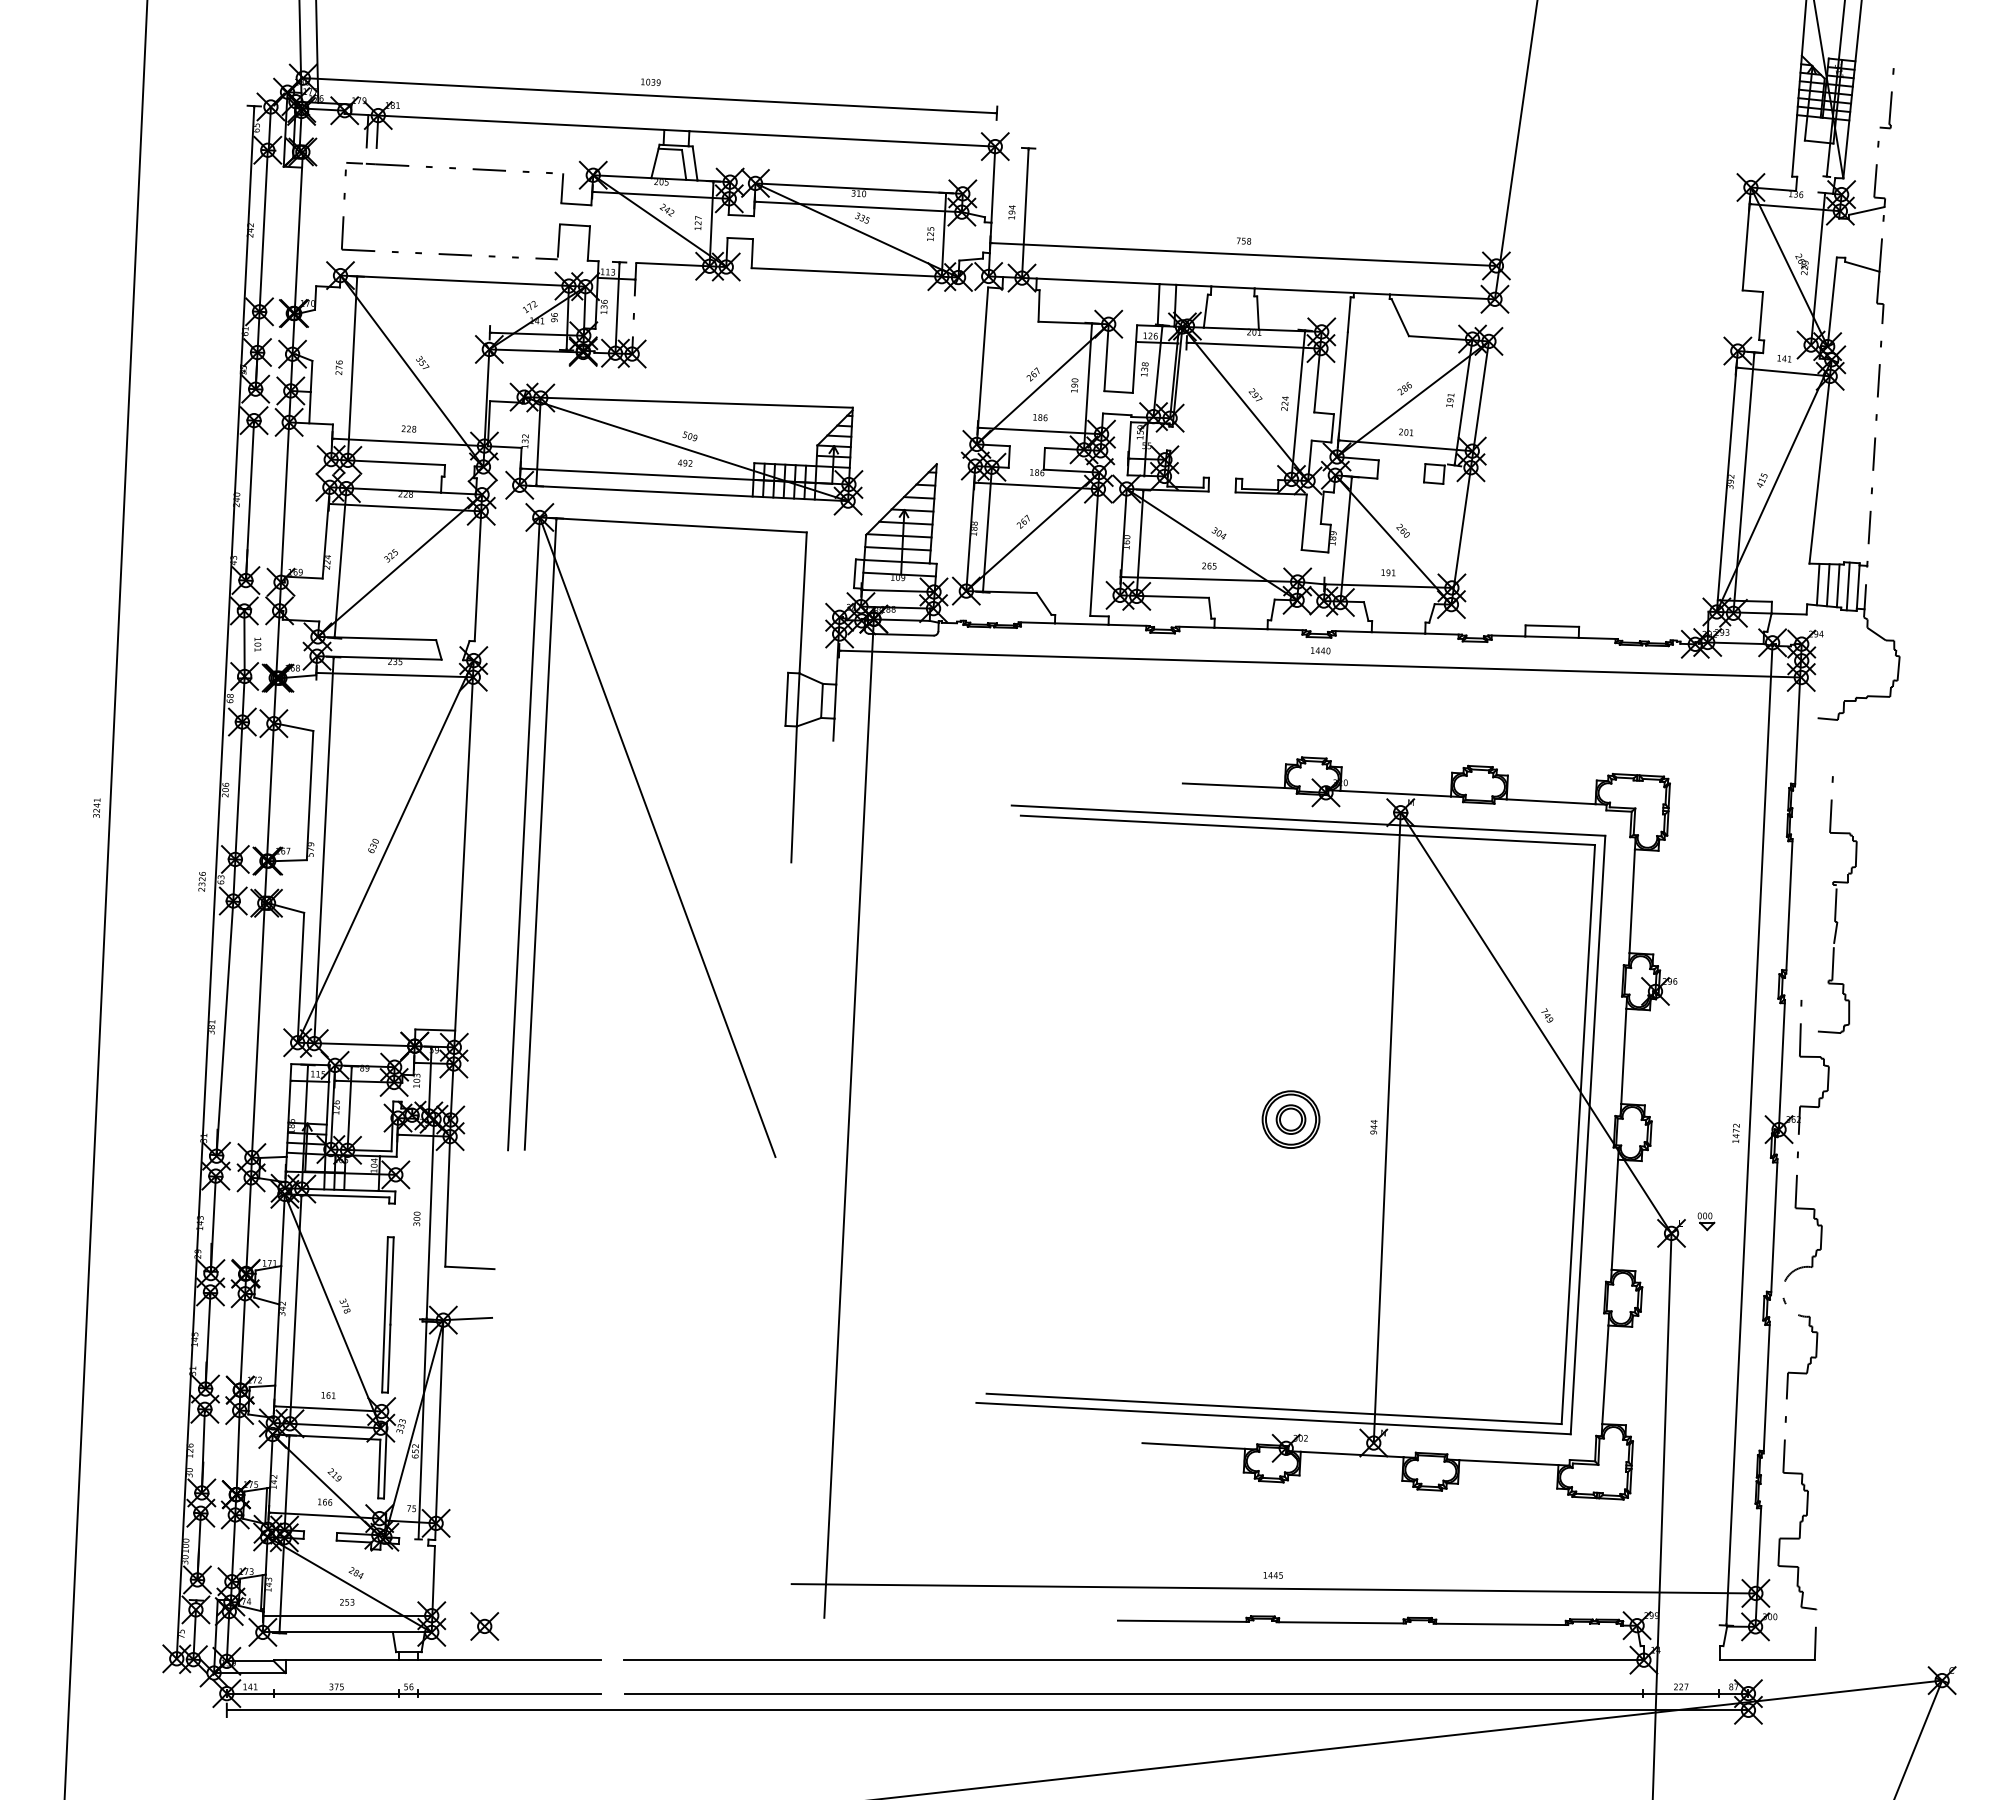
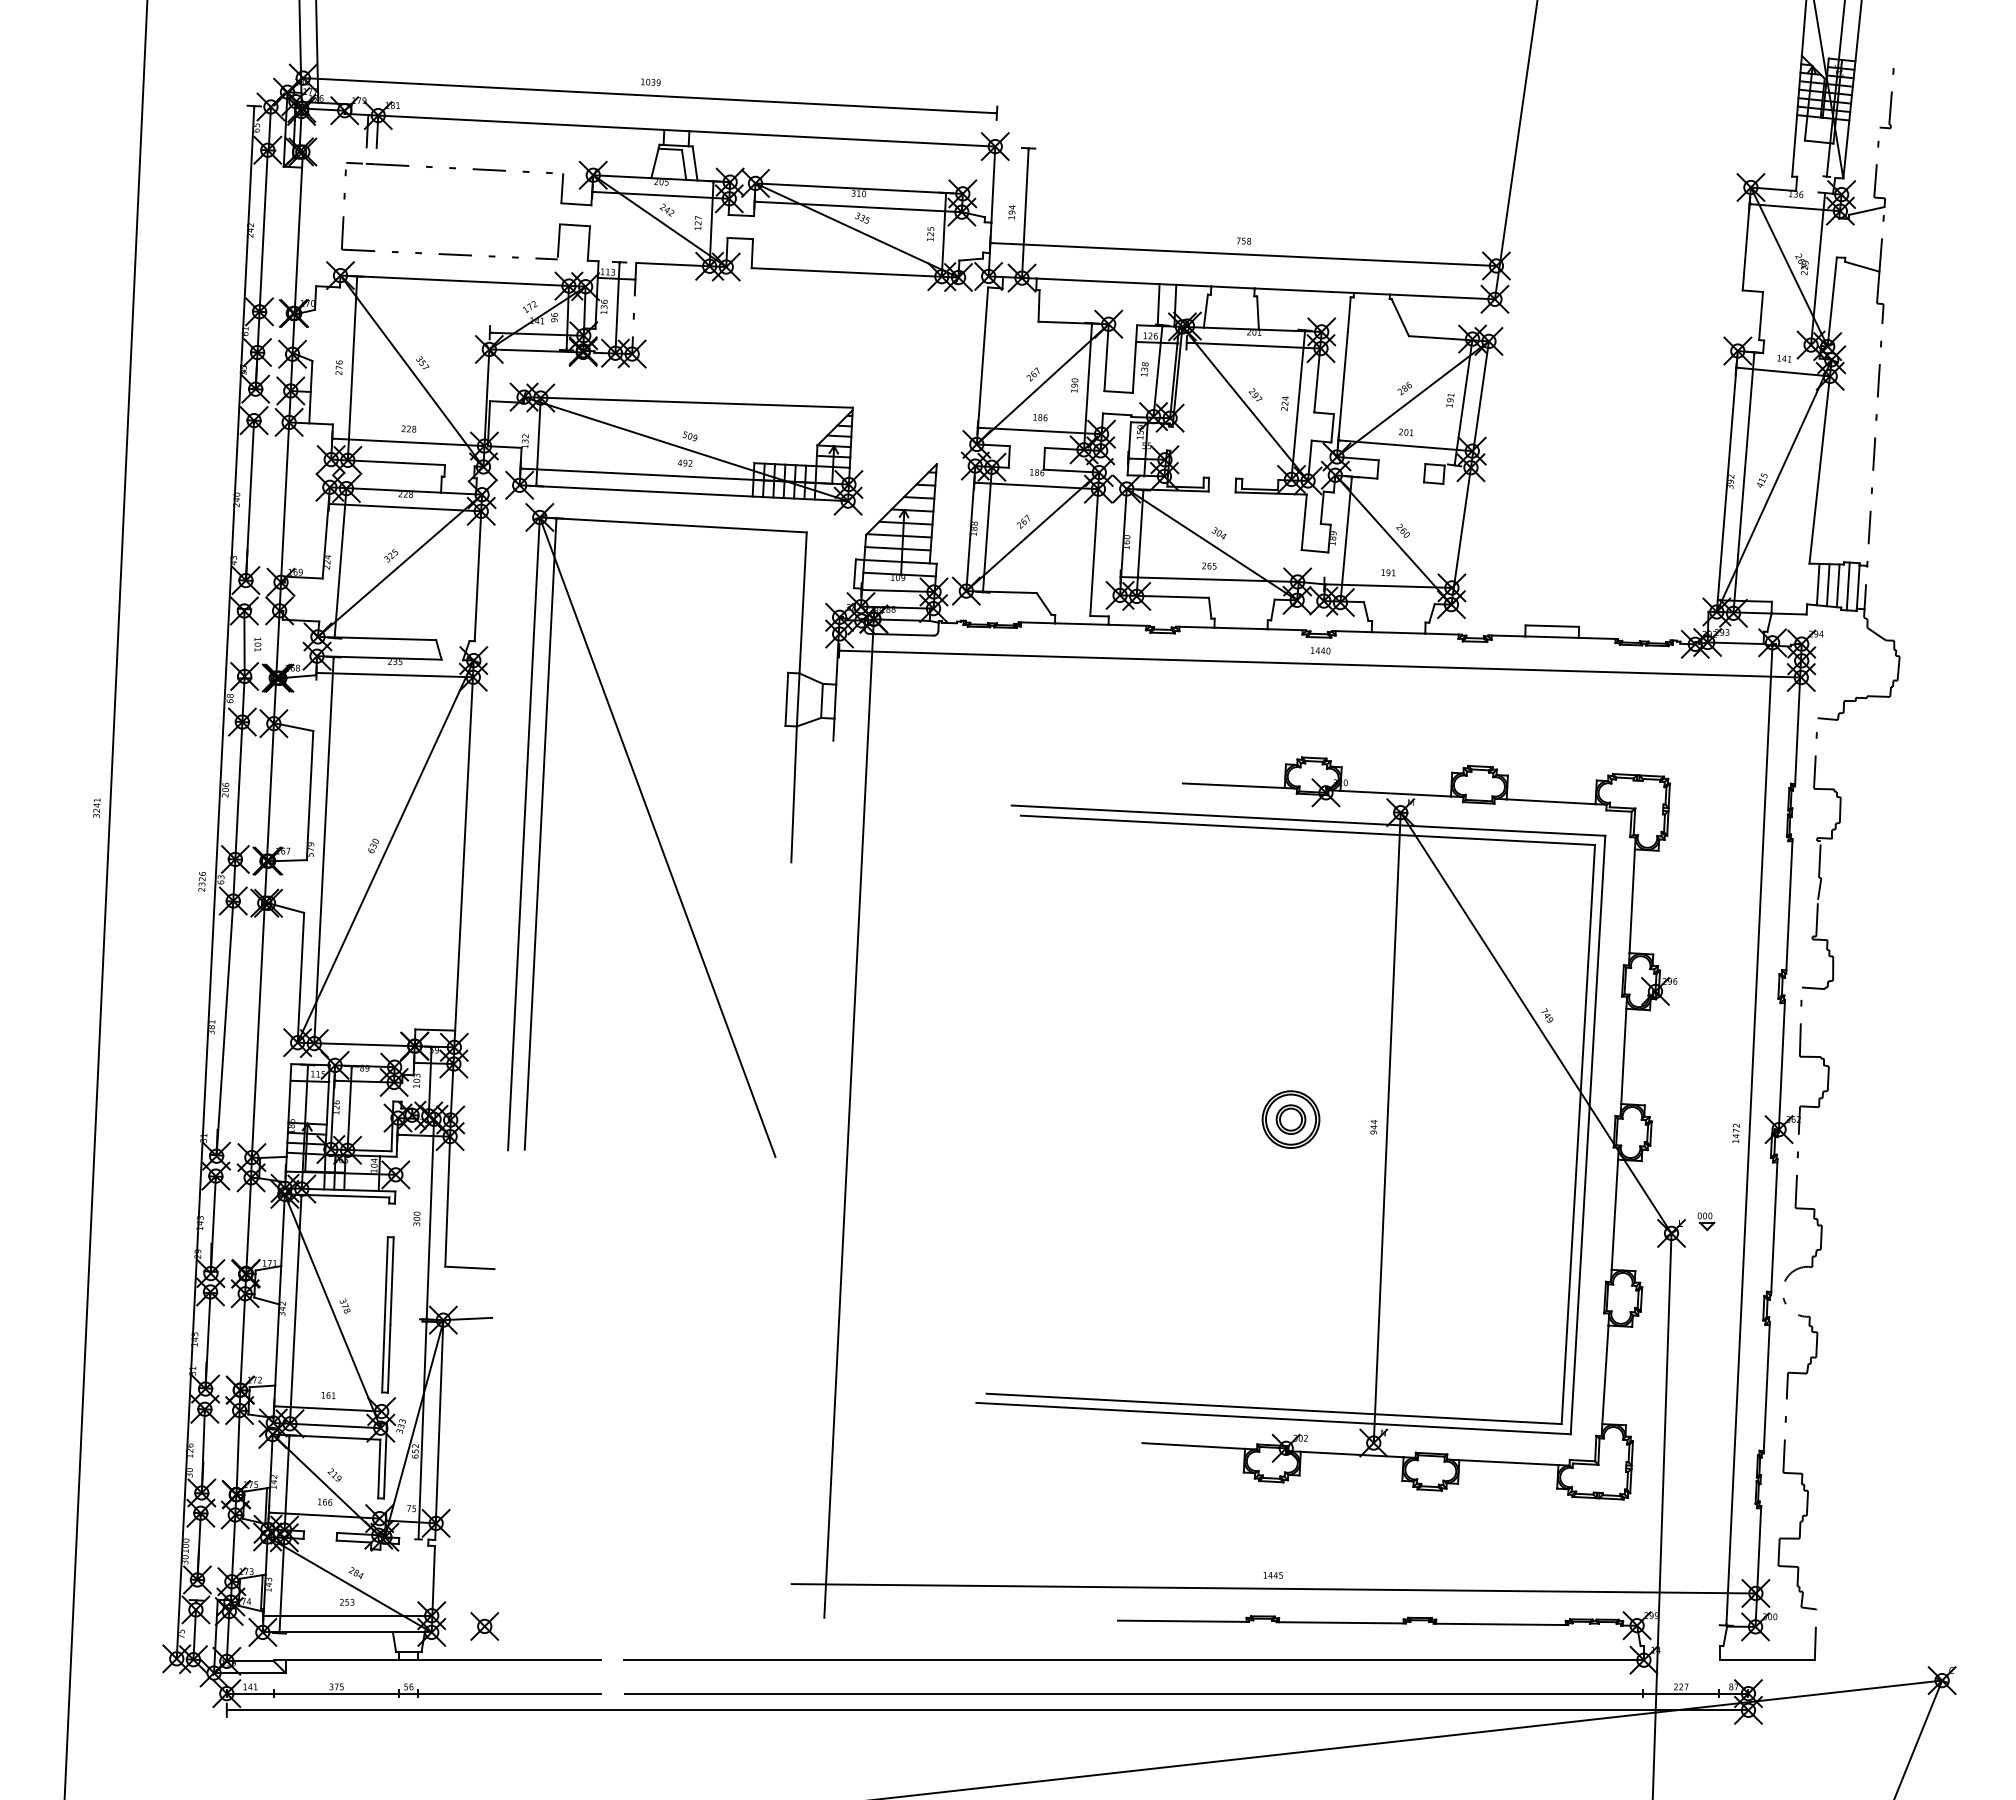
part position: (1837, 904) -> (1821, 860) (1821, 860)
